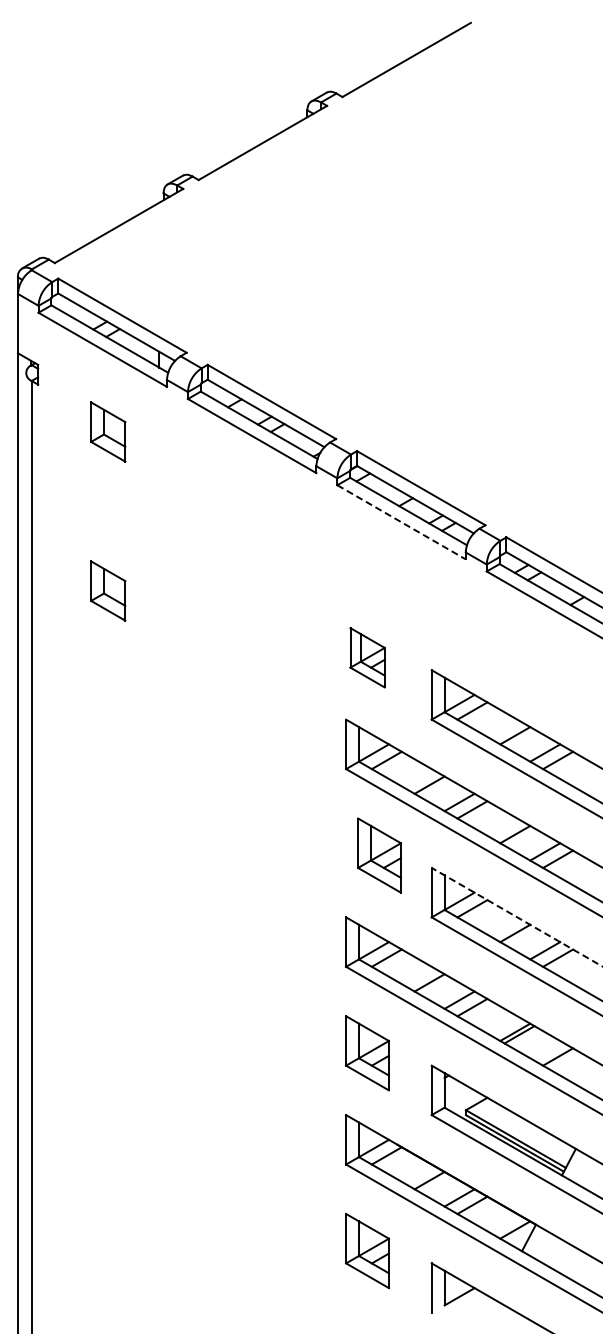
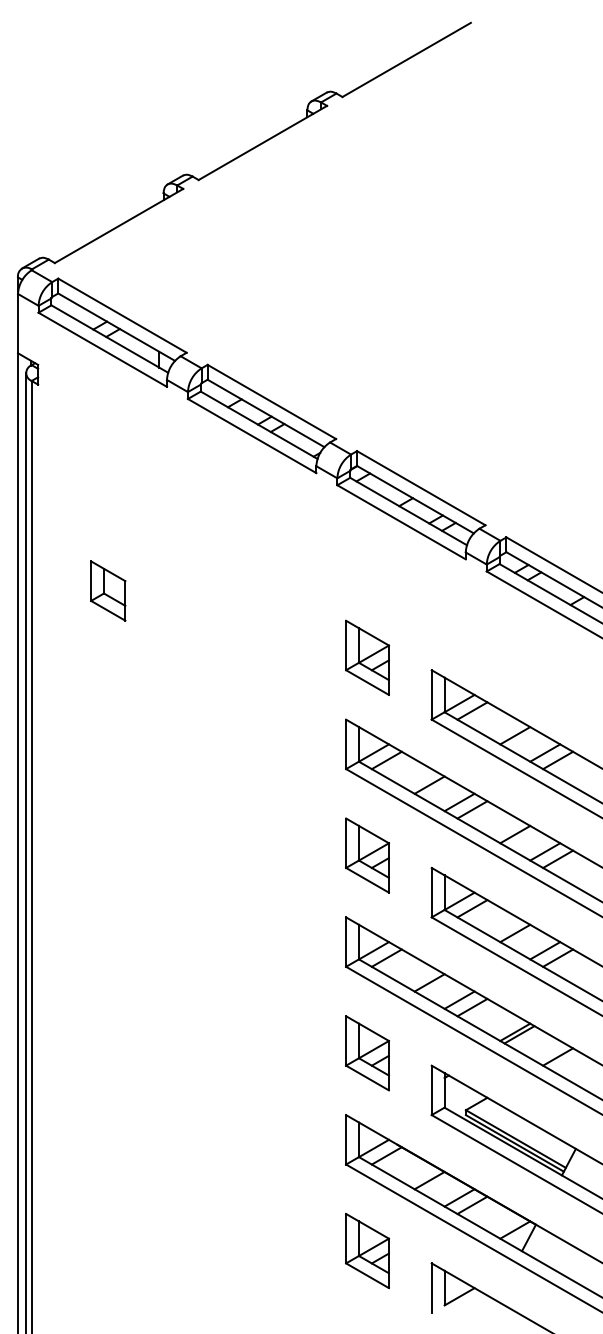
part: present -> none (108, 431)
line: dashed -> solid (402, 522)
part size: 37x62 px -> 46x77 px (367, 657)
line: none -> present (26, 851)
part position: (379, 855) -> (367, 855) (367, 855)
line: dashed -> solid (516, 916)
